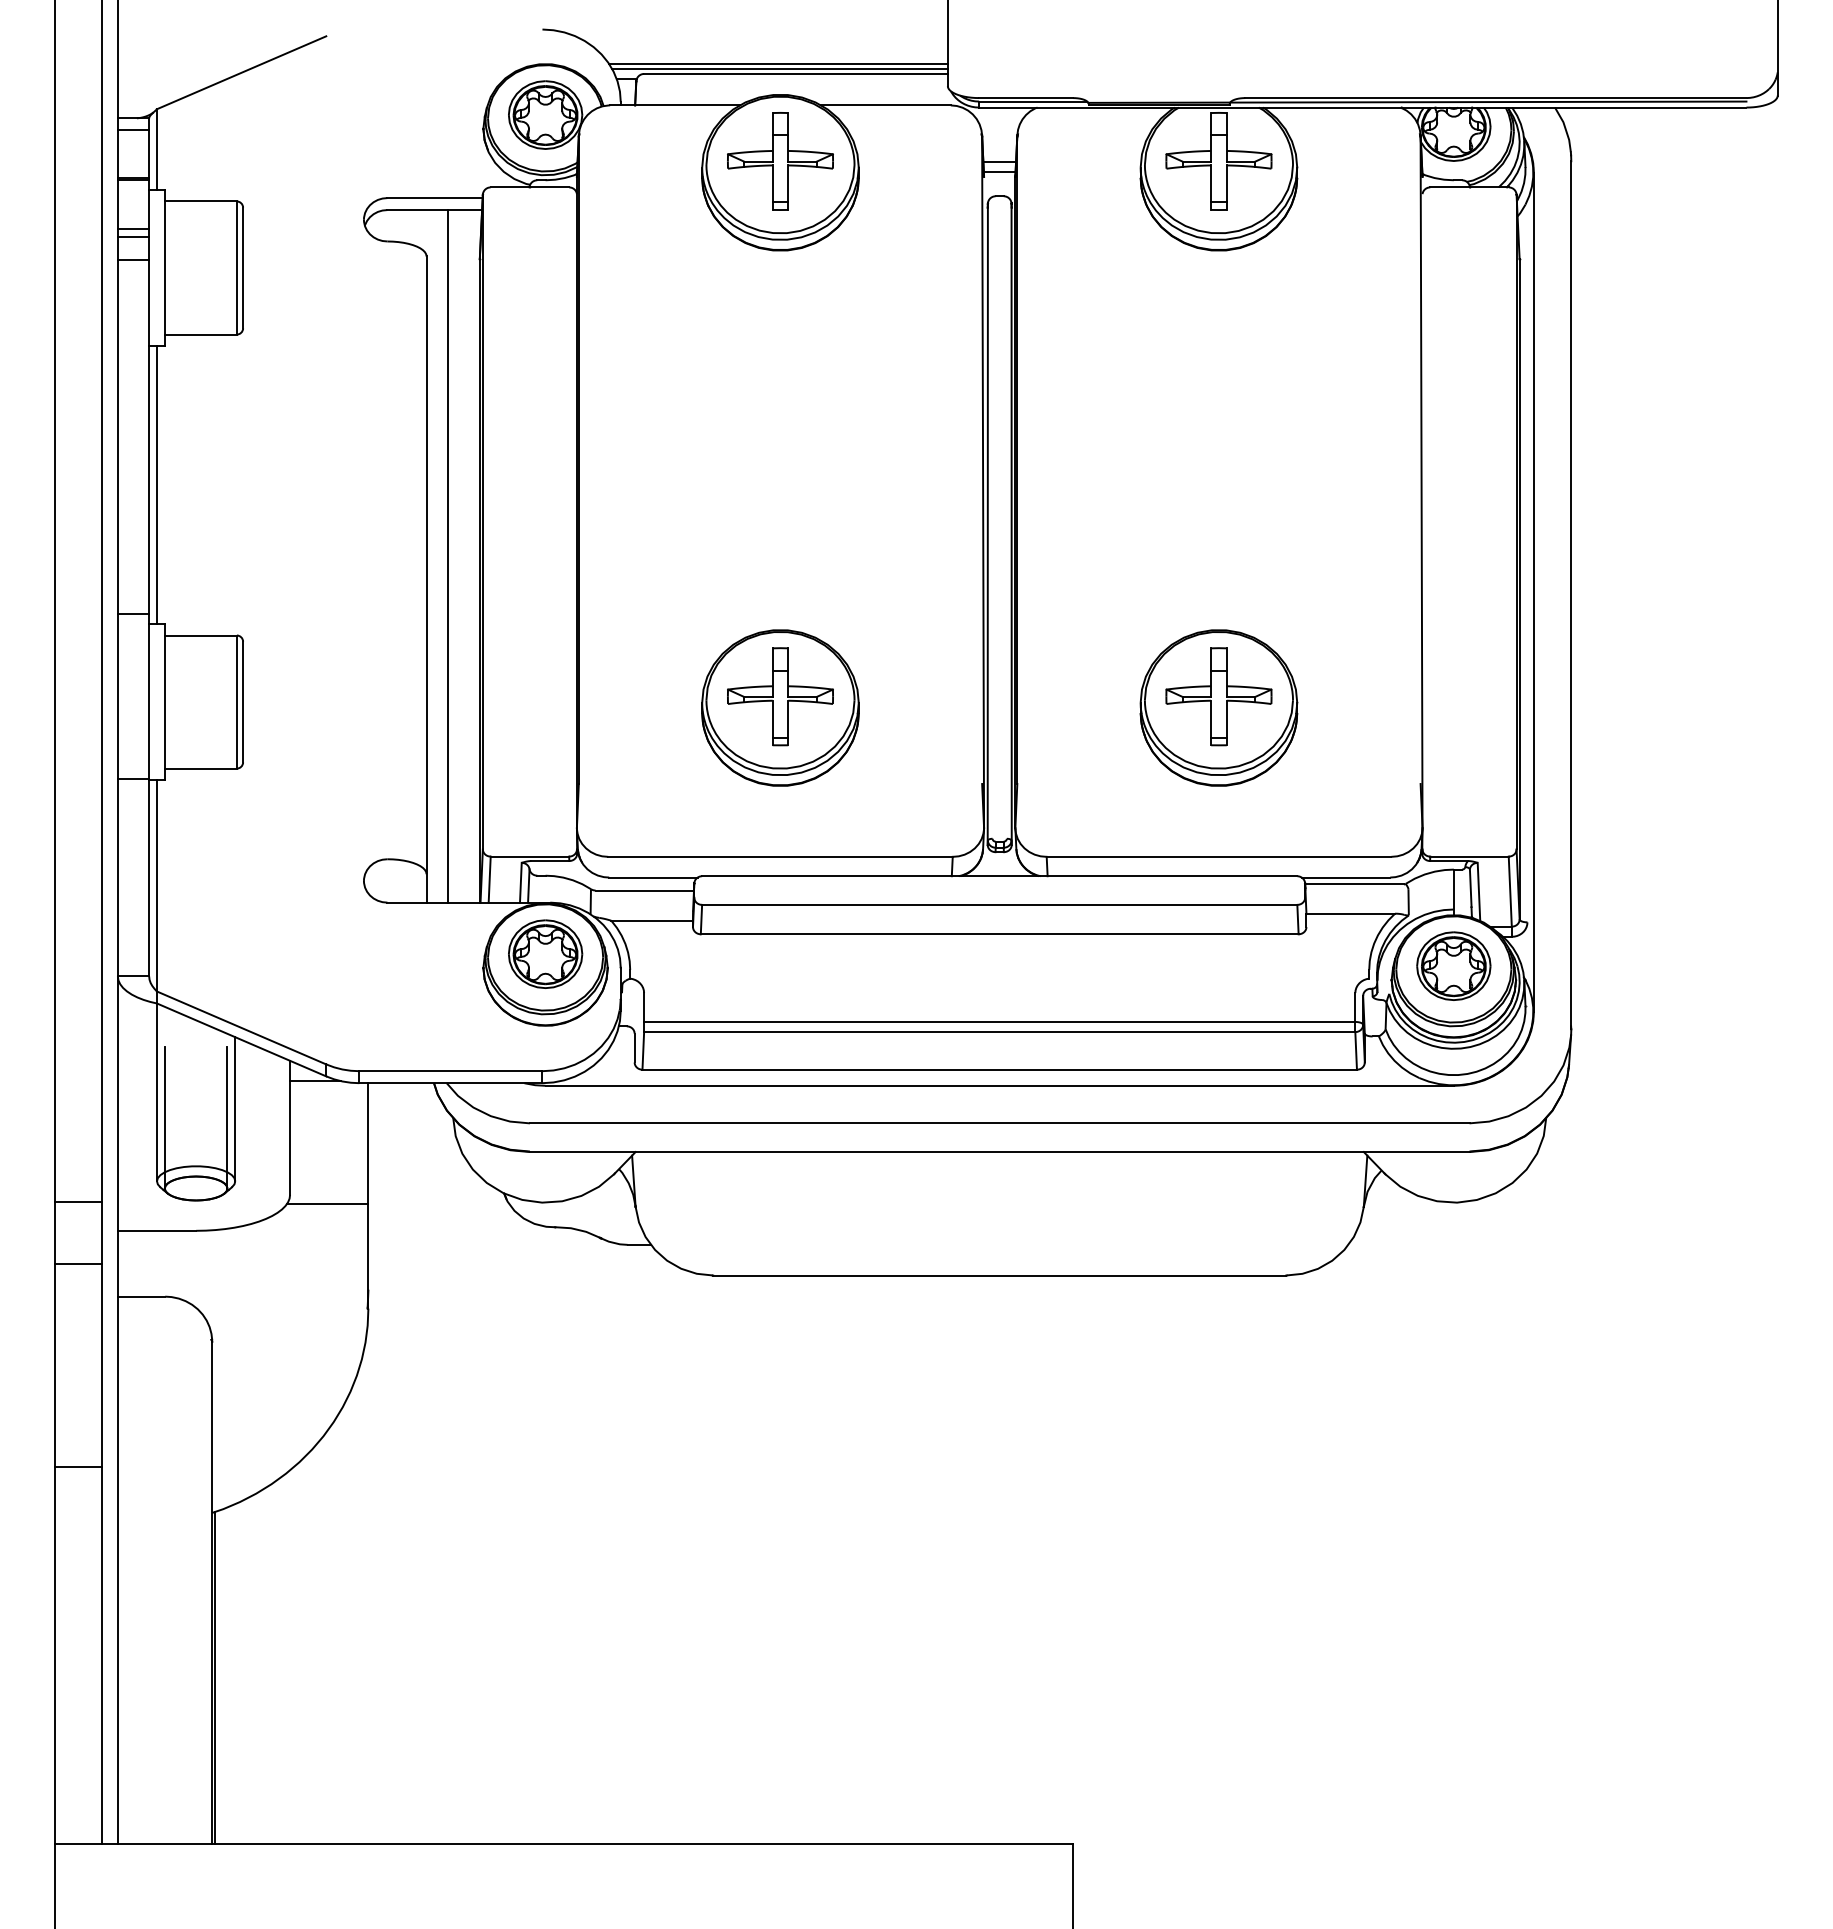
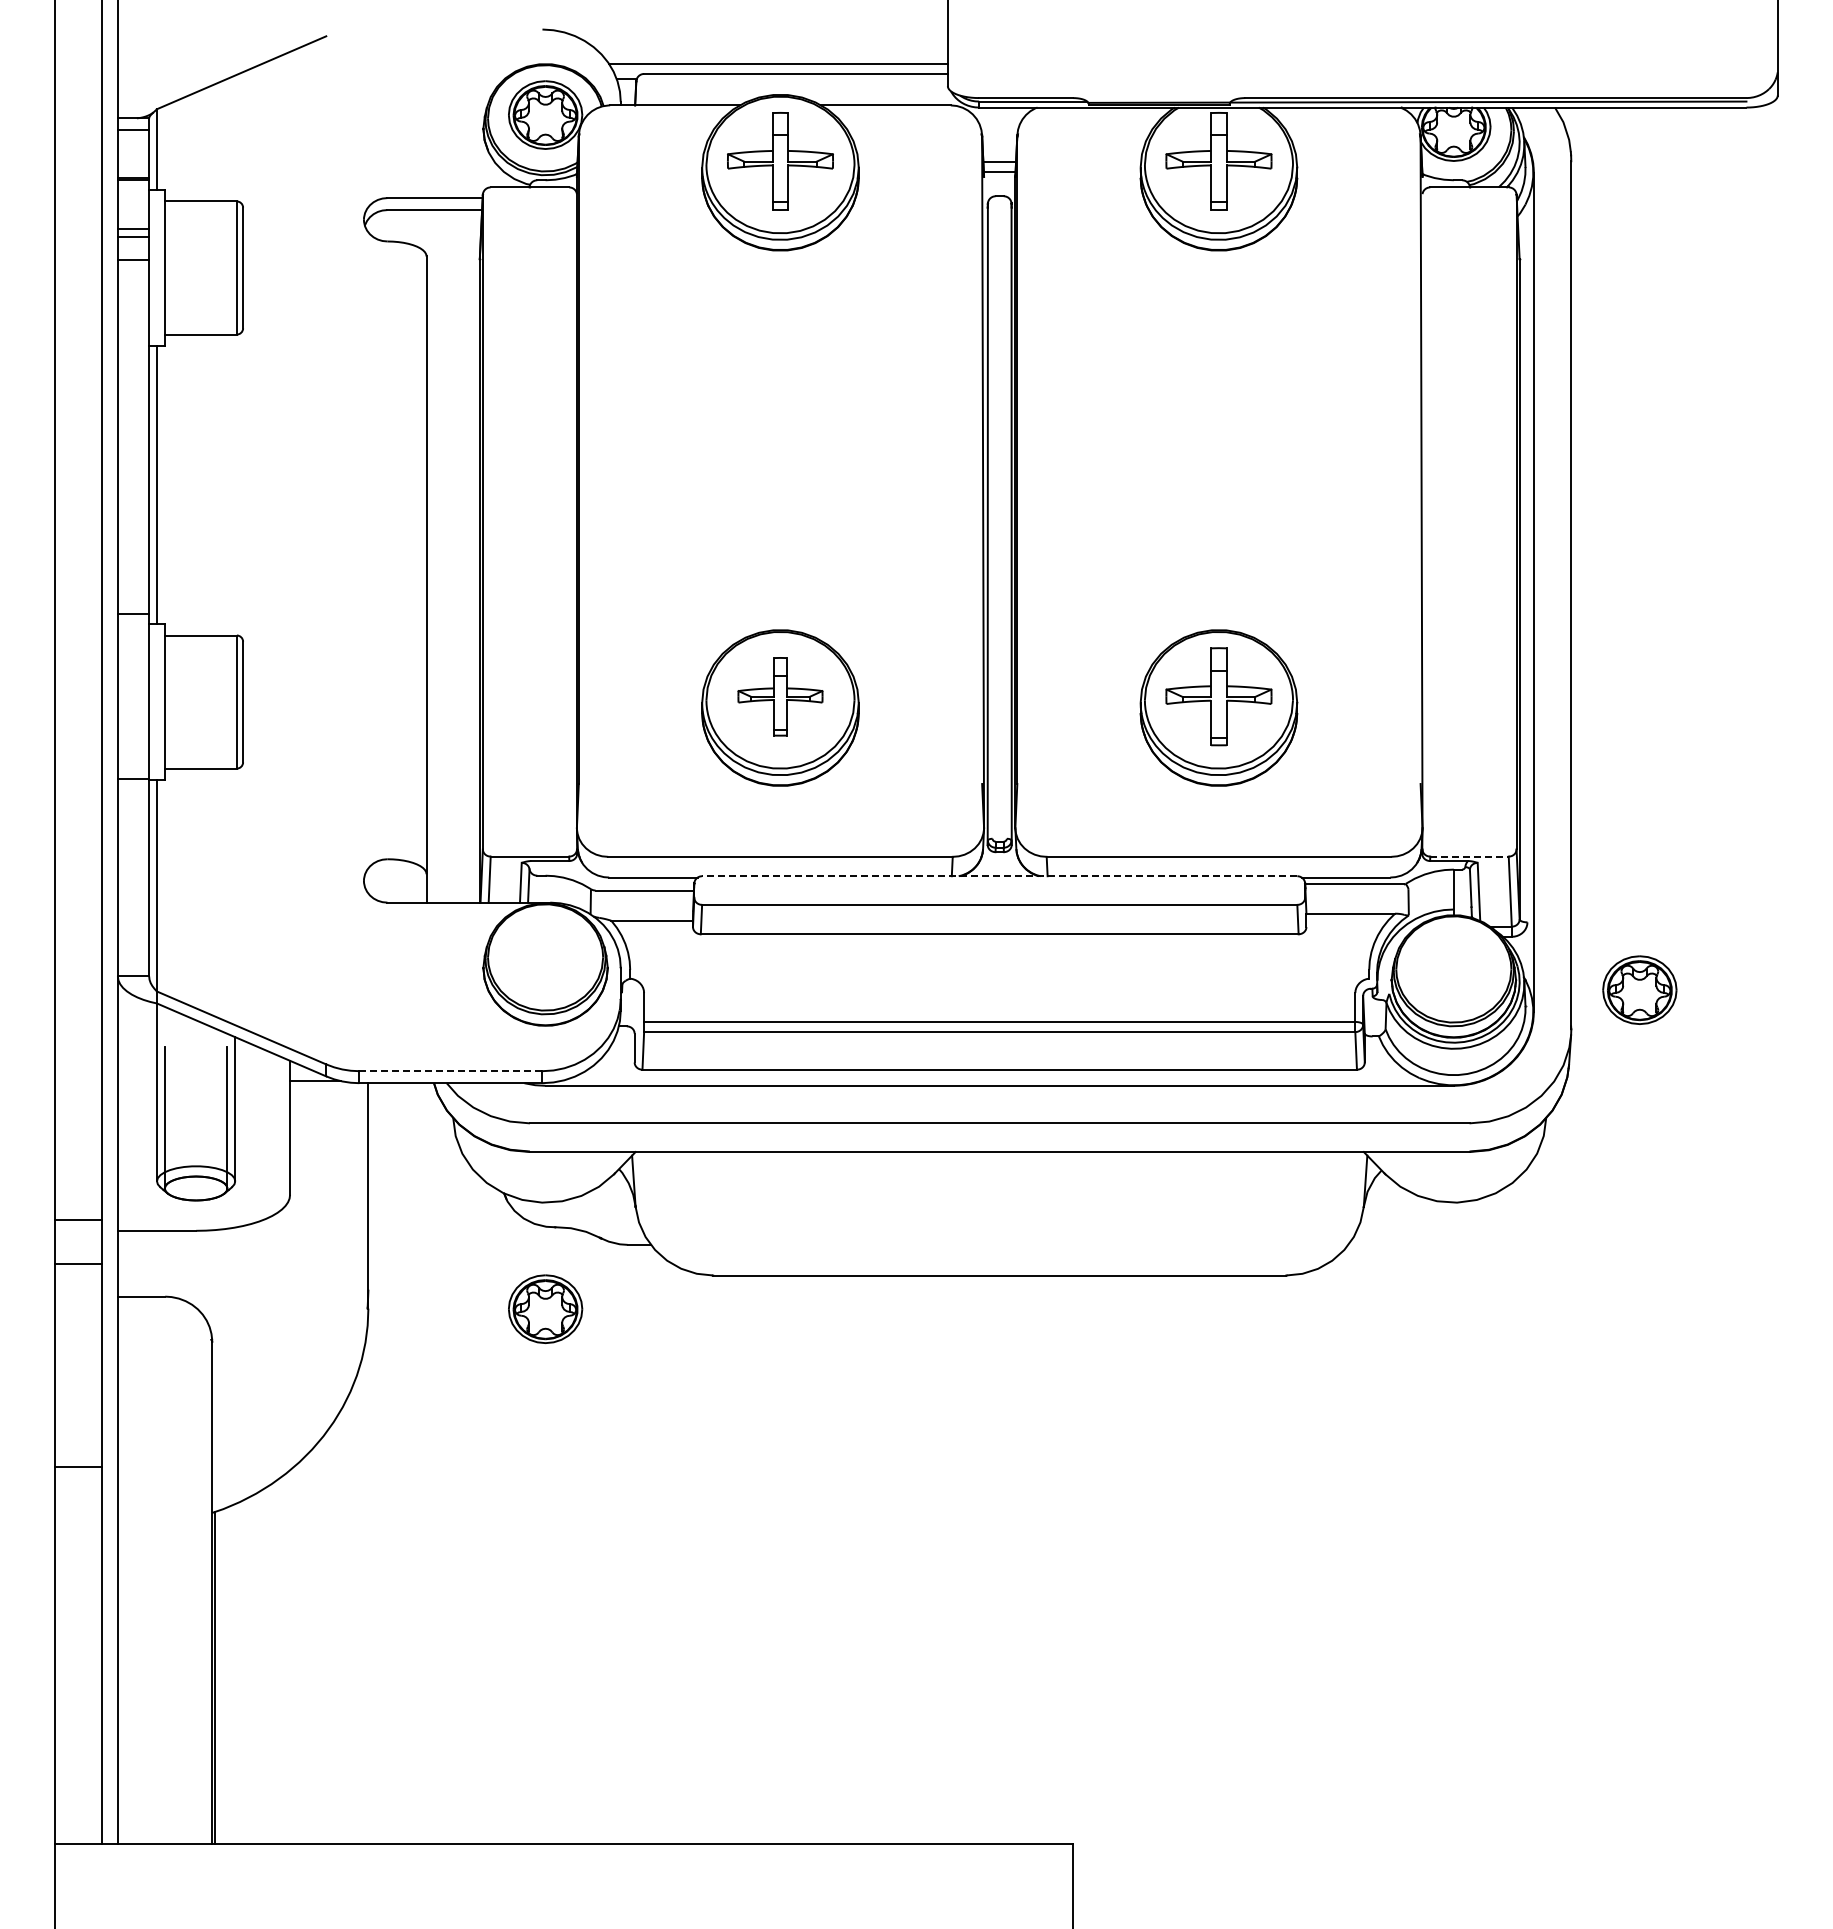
line: present -> none (779, 68)
line: present -> none (447, 556)
part size: 107x100 px -> 87x80 px (780, 696)
line: solid -> dashed (1470, 856)
line: solid -> dashed (999, 876)
part position: (545, 953) -> (545, 1308) (545, 1308)
part position: (1453, 965) -> (1639, 989) (1639, 989)
line: solid -> dashed (450, 1071)
line position: (78, 1202) -> (78, 1220) (78, 1220)
line: present -> none (327, 1203)
